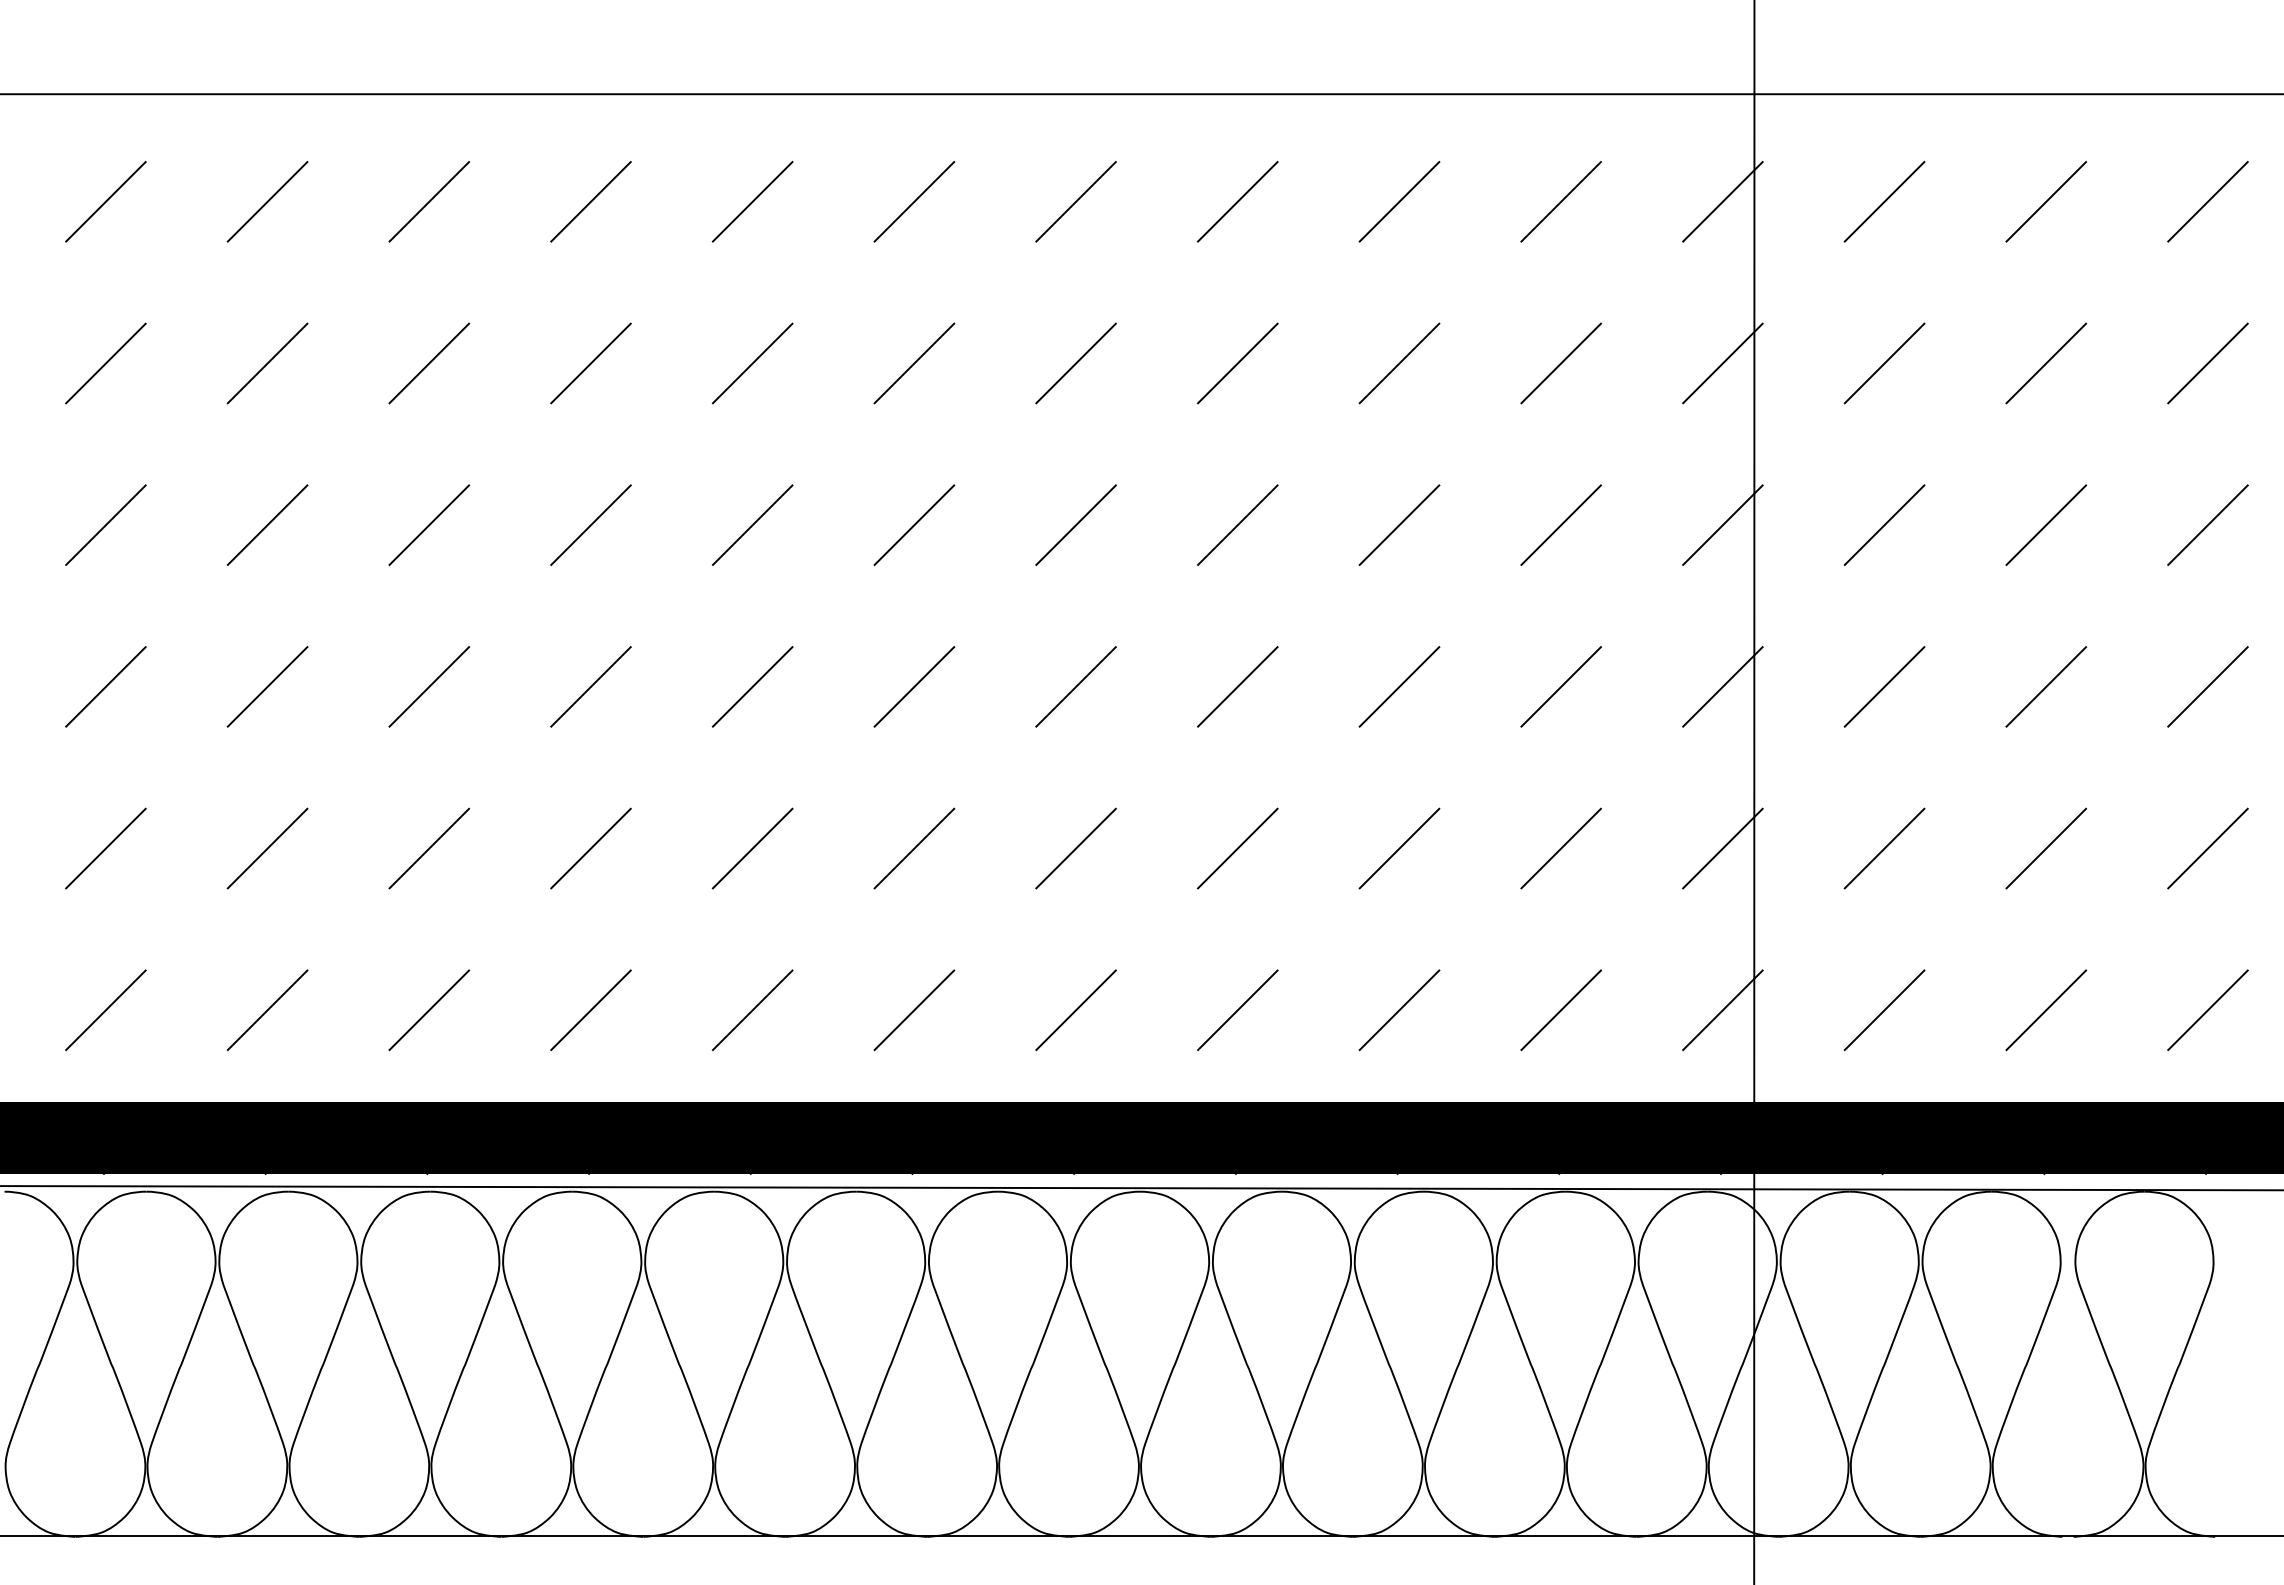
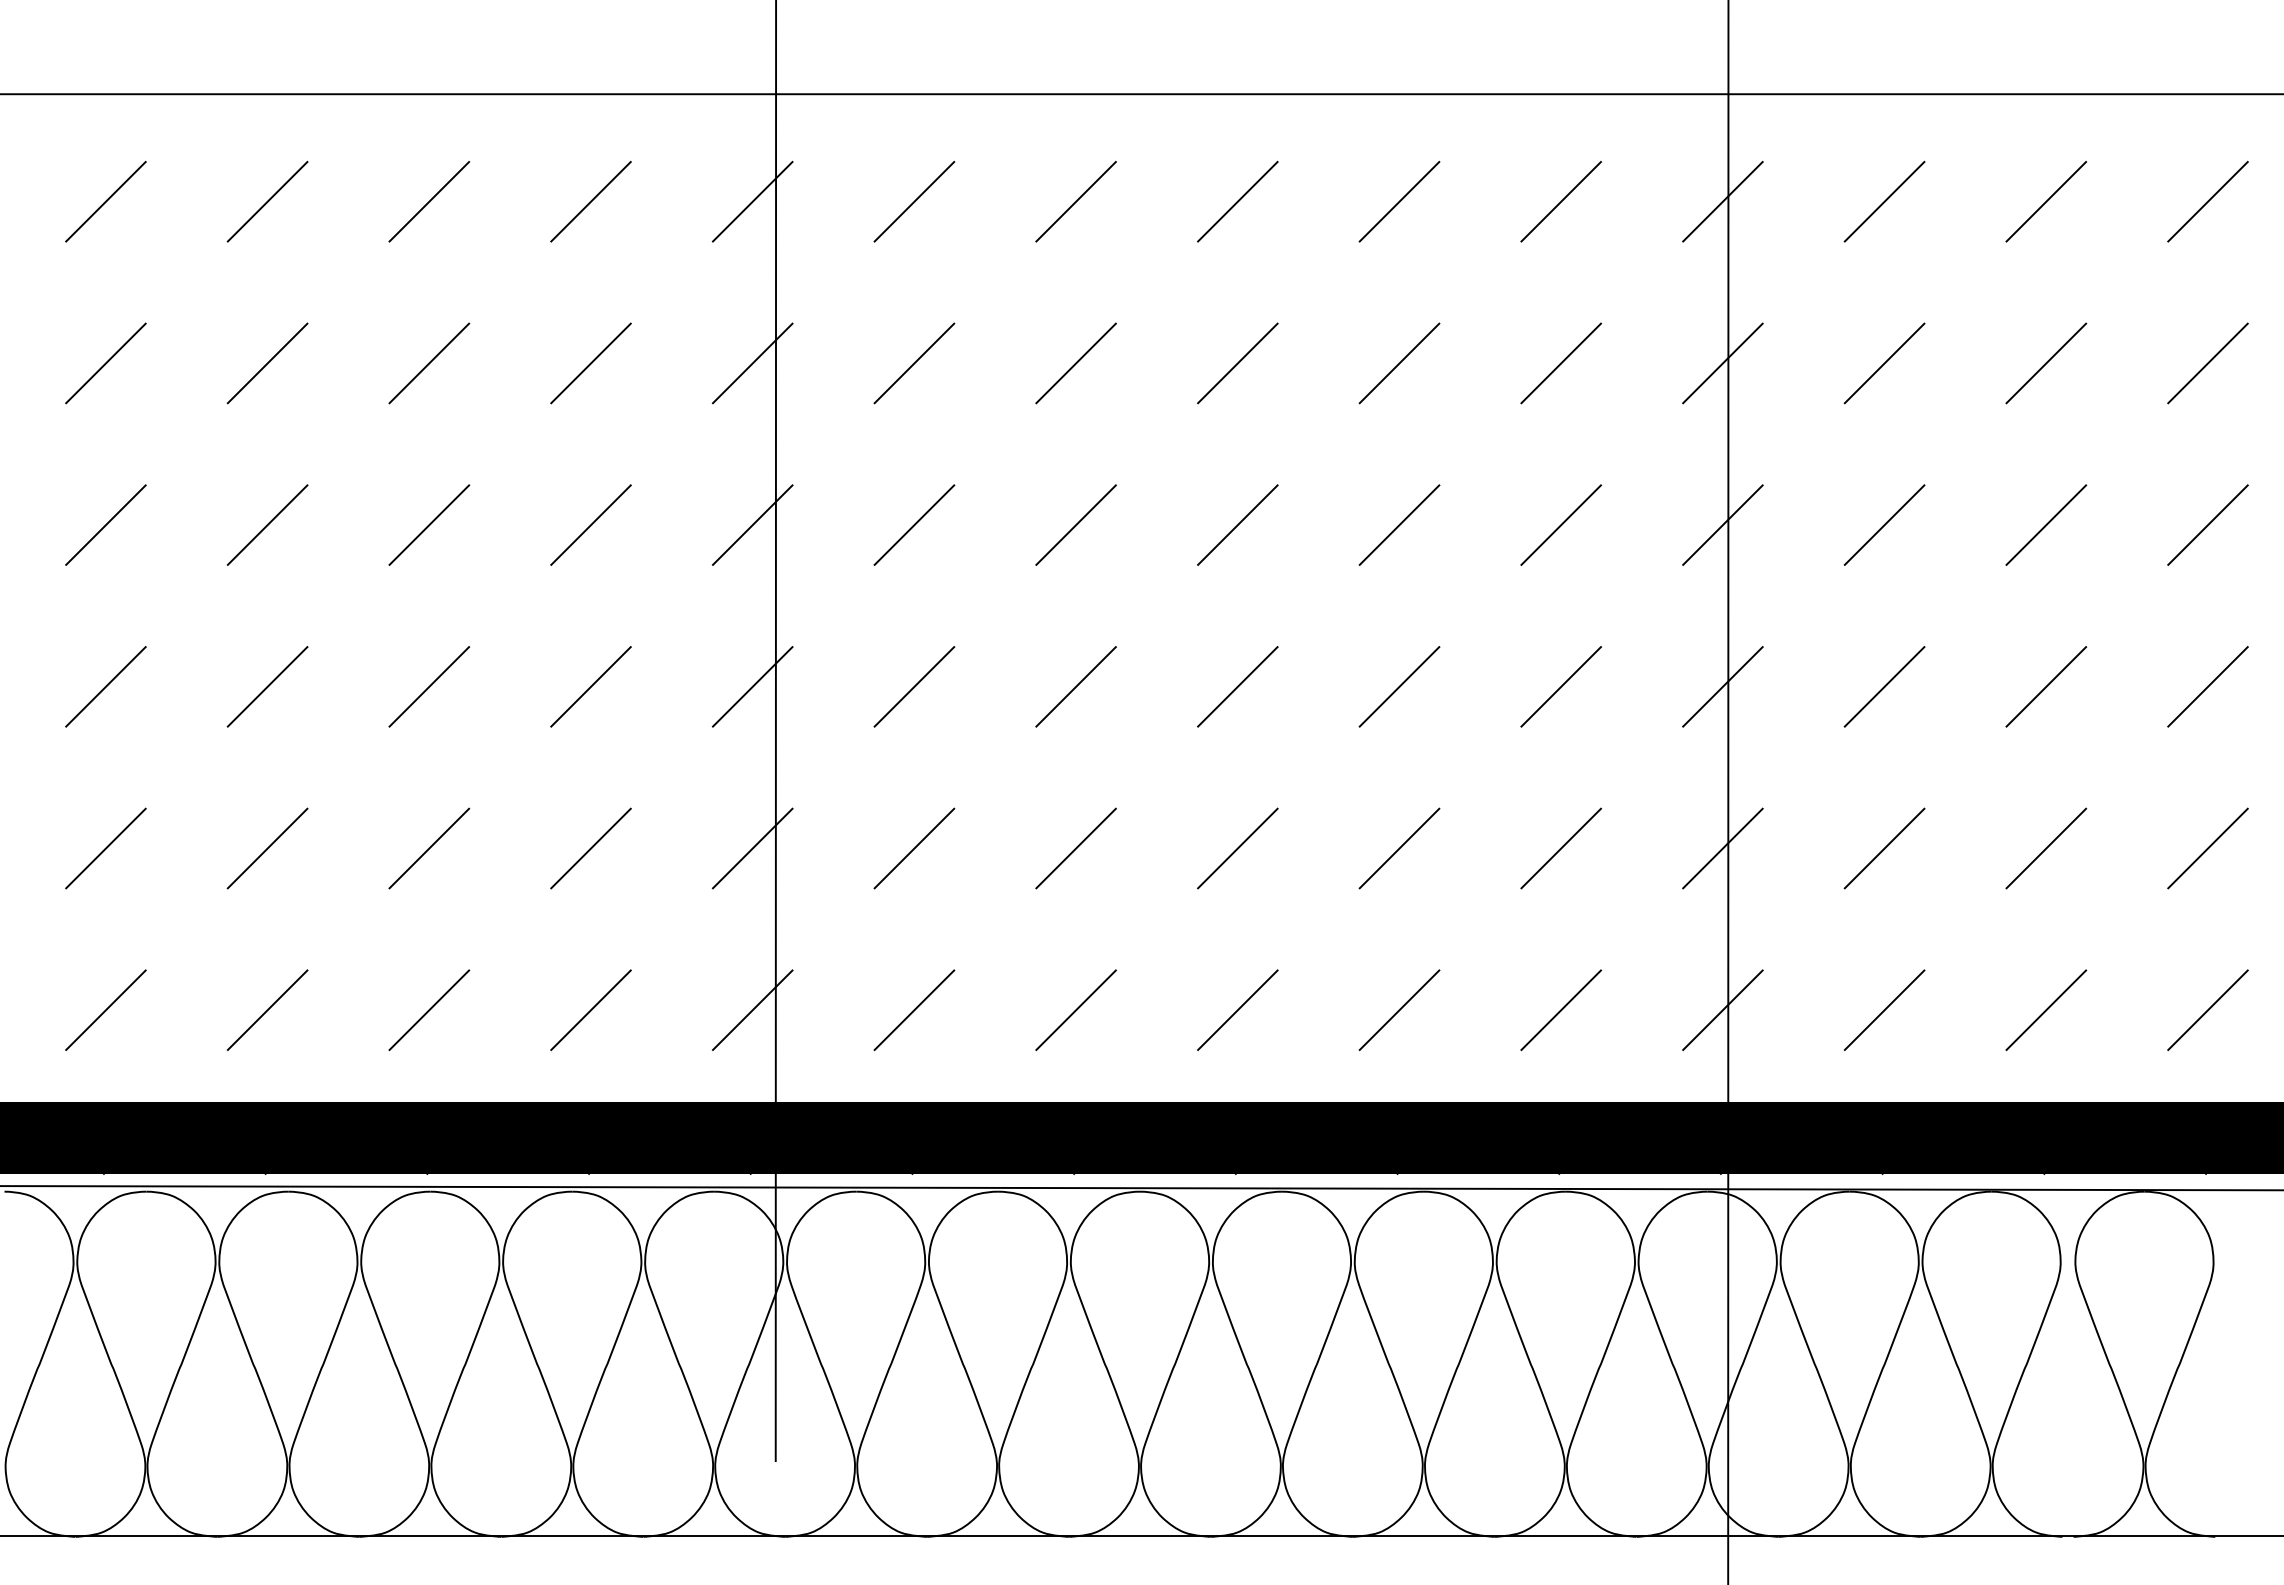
line: none -> present (775, 731)
line position: (1754, 791) -> (1728, 791) (1728, 791)
